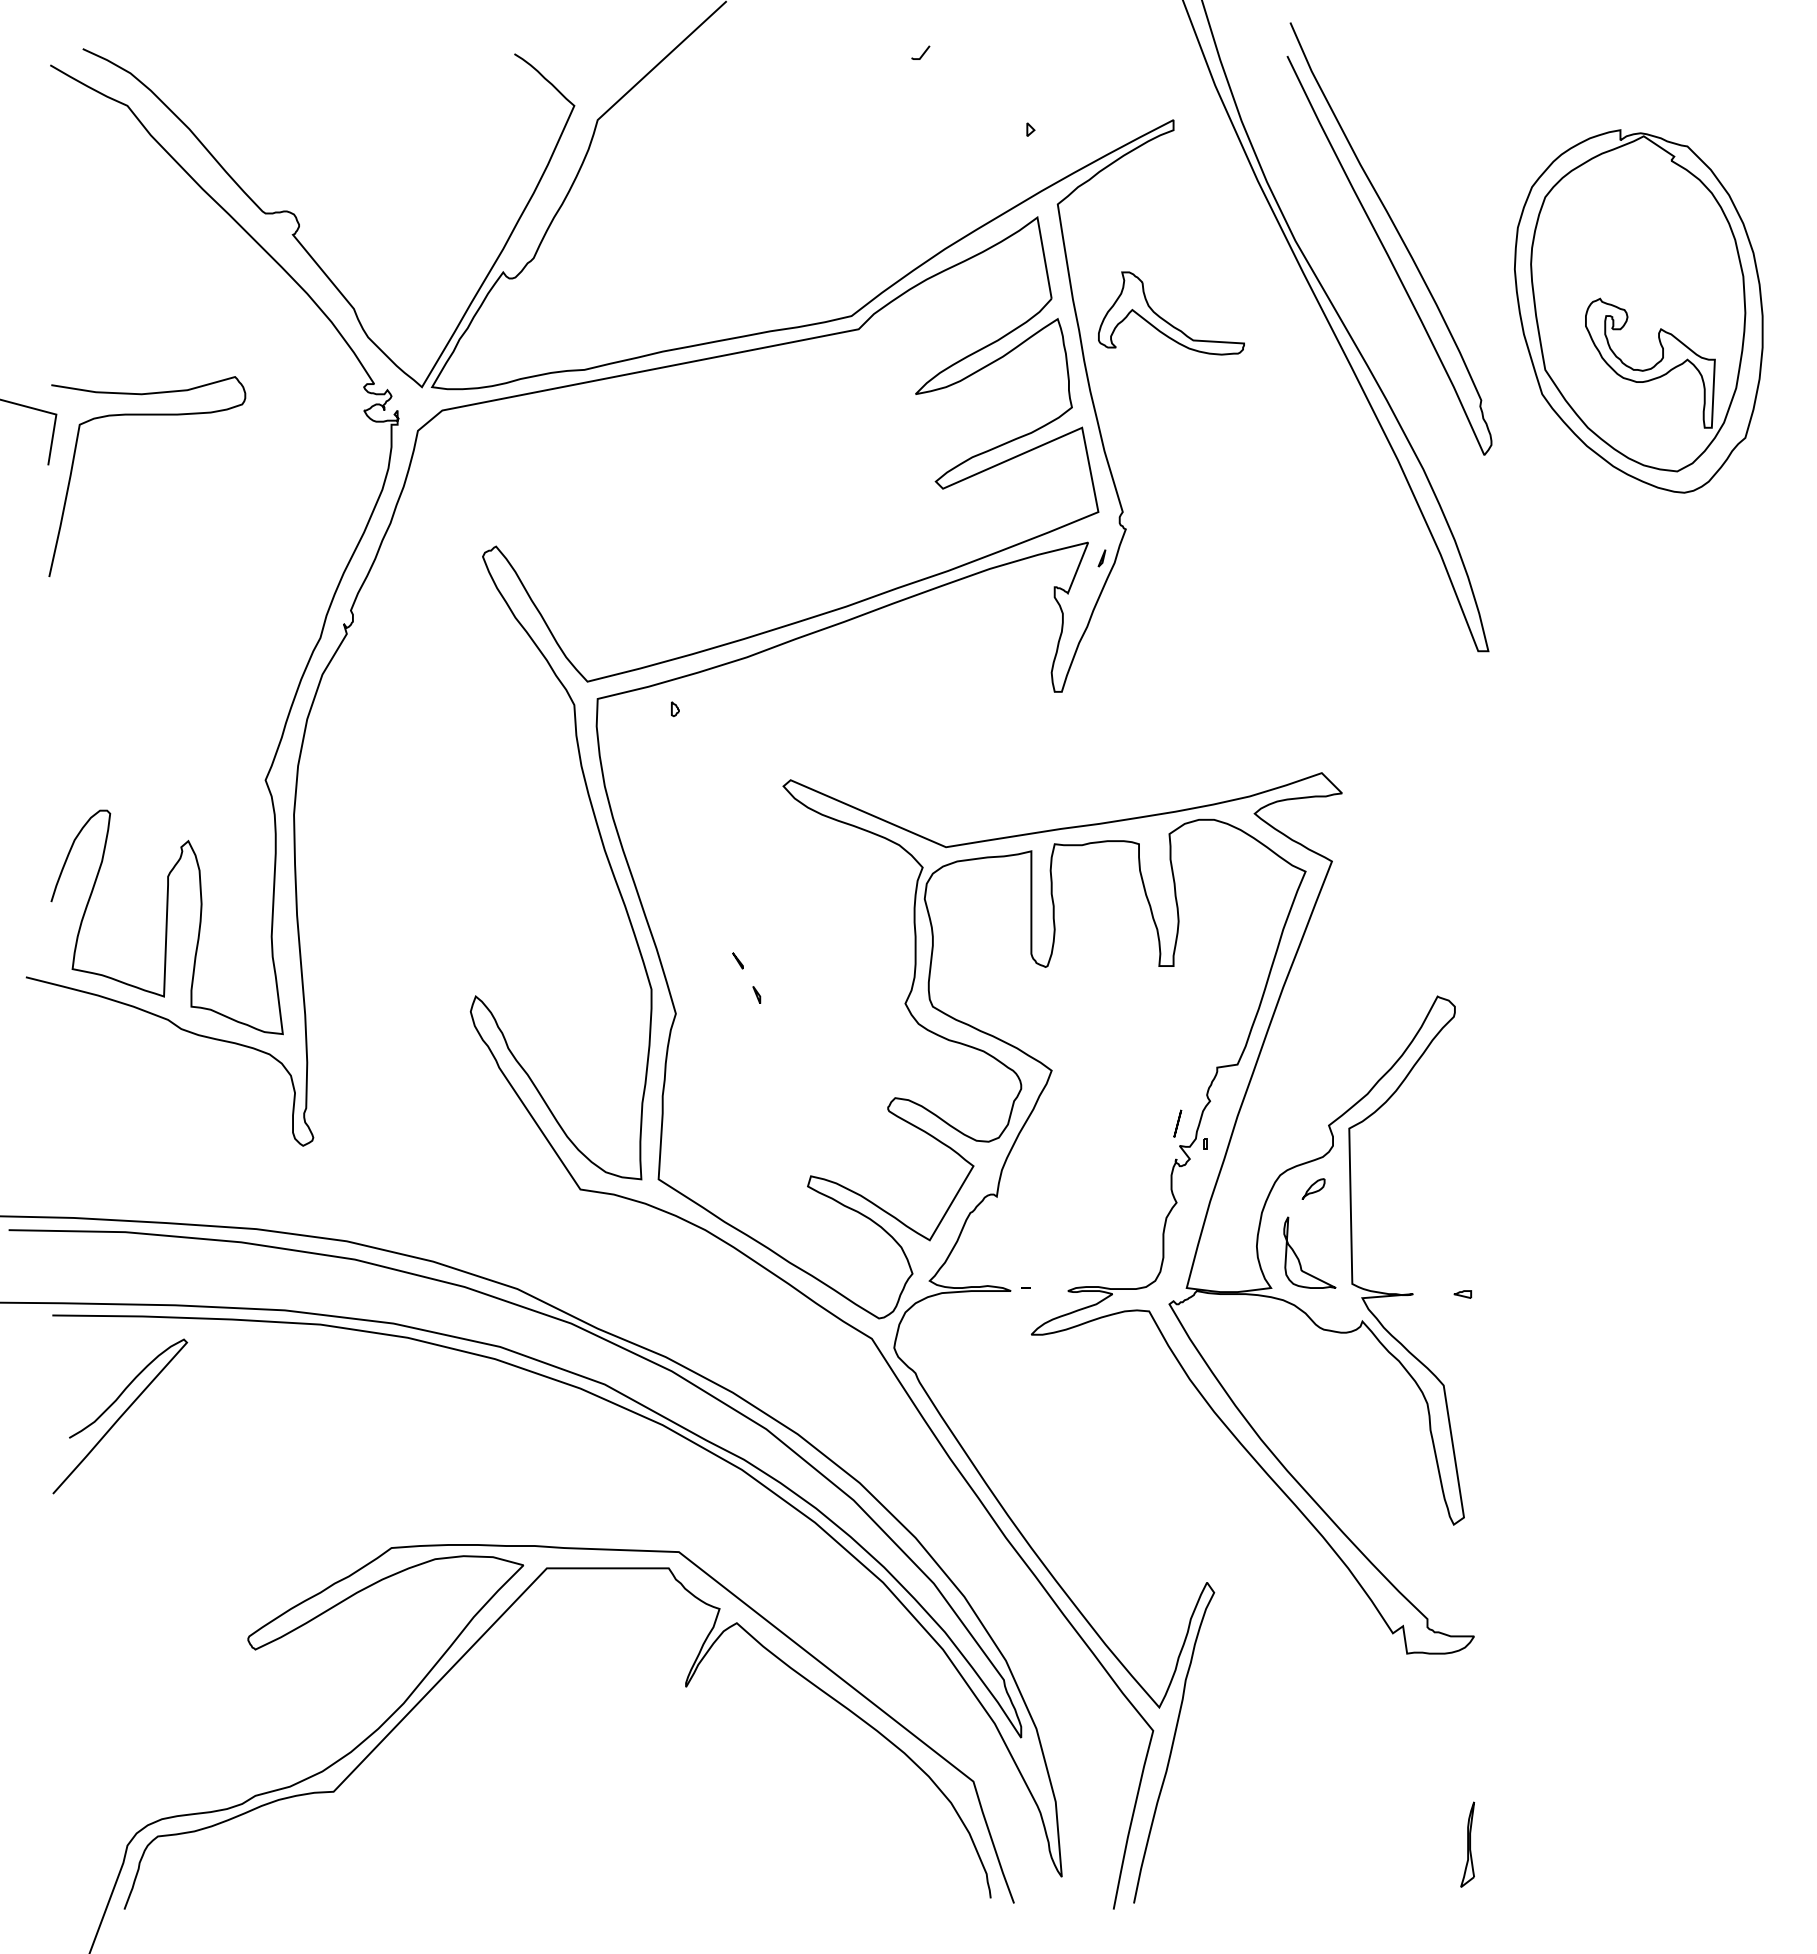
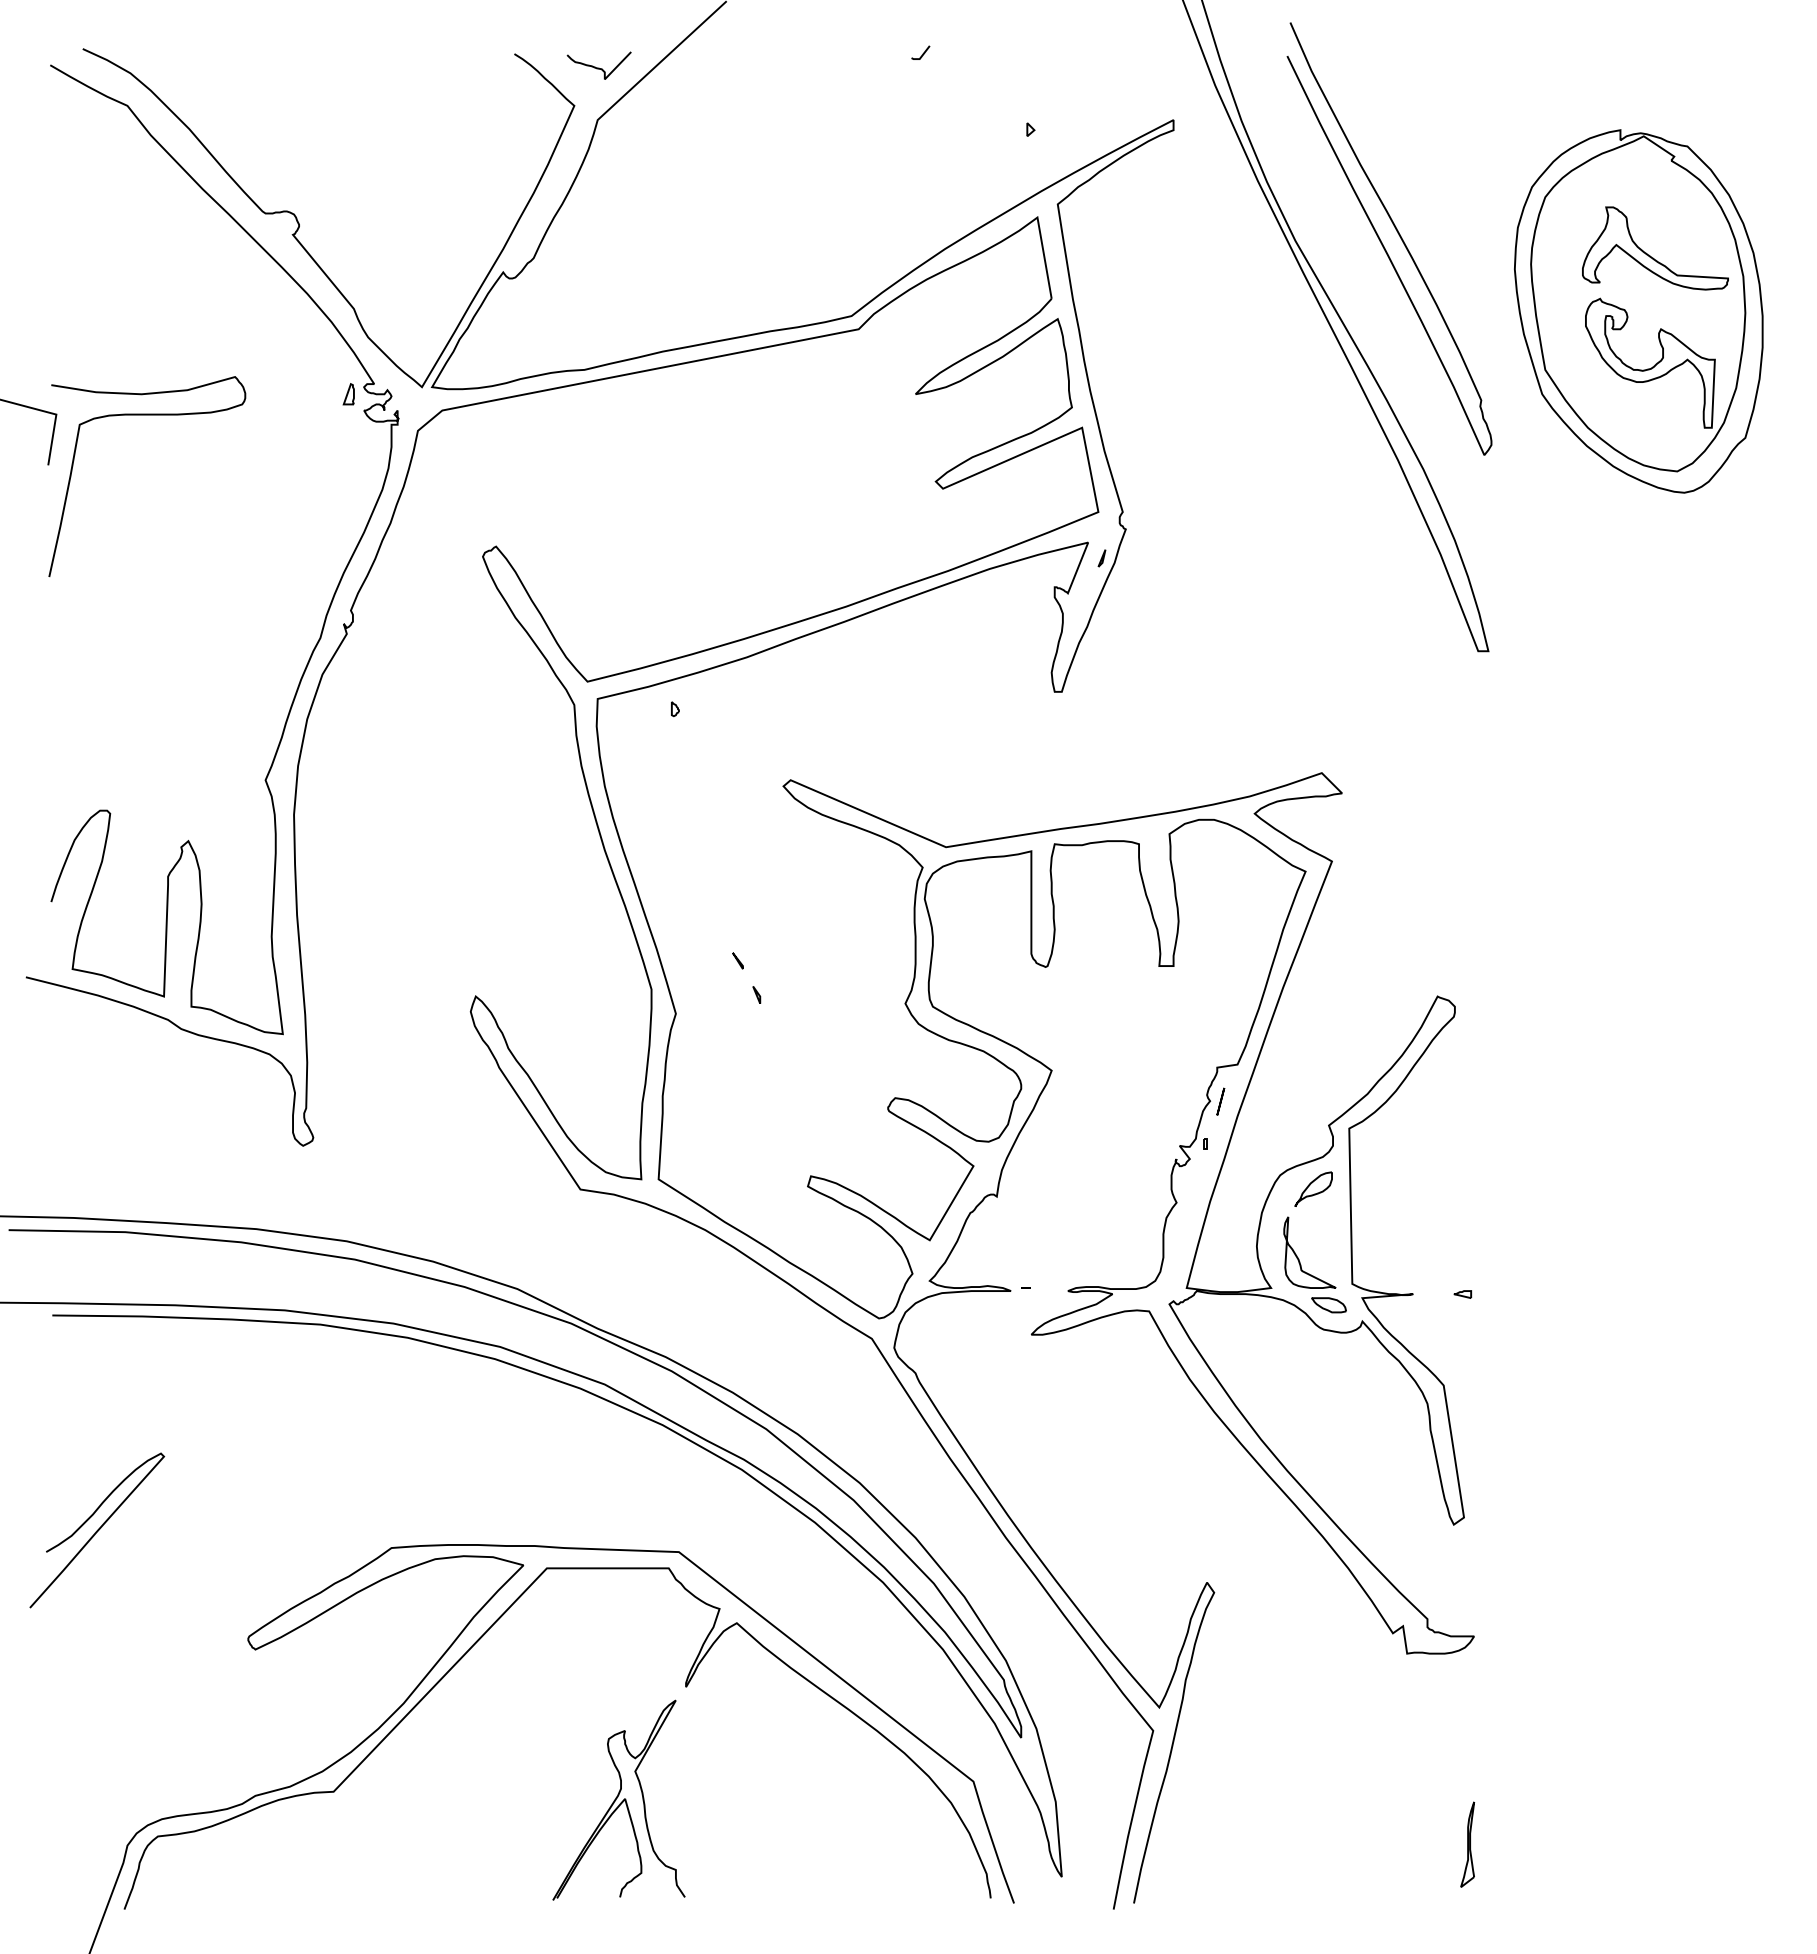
curve: none -> present (598, 67)
part position: (1166, 320) -> (1650, 255) (1650, 255)
part: none -> present (348, 394)
line position: (1177, 1123) -> (1220, 1101) (1220, 1101)
part size: 25x22 px -> 39x36 px (1313, 1188)
part: none -> present (1328, 1305)
curve position: (120, 1416) -> (97, 1530) (97, 1530)
part: none -> present (618, 1799)
